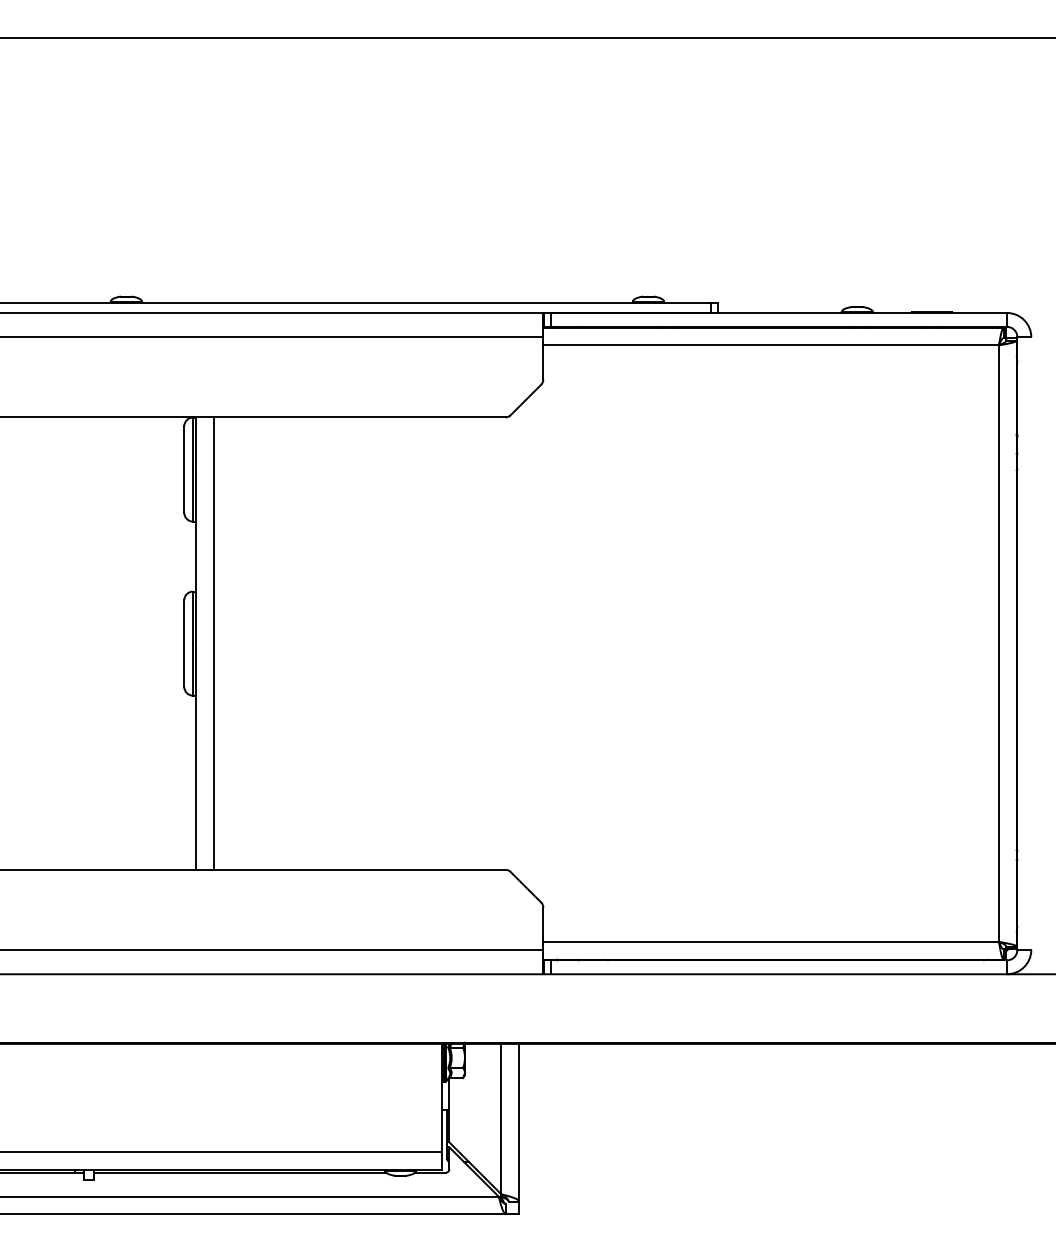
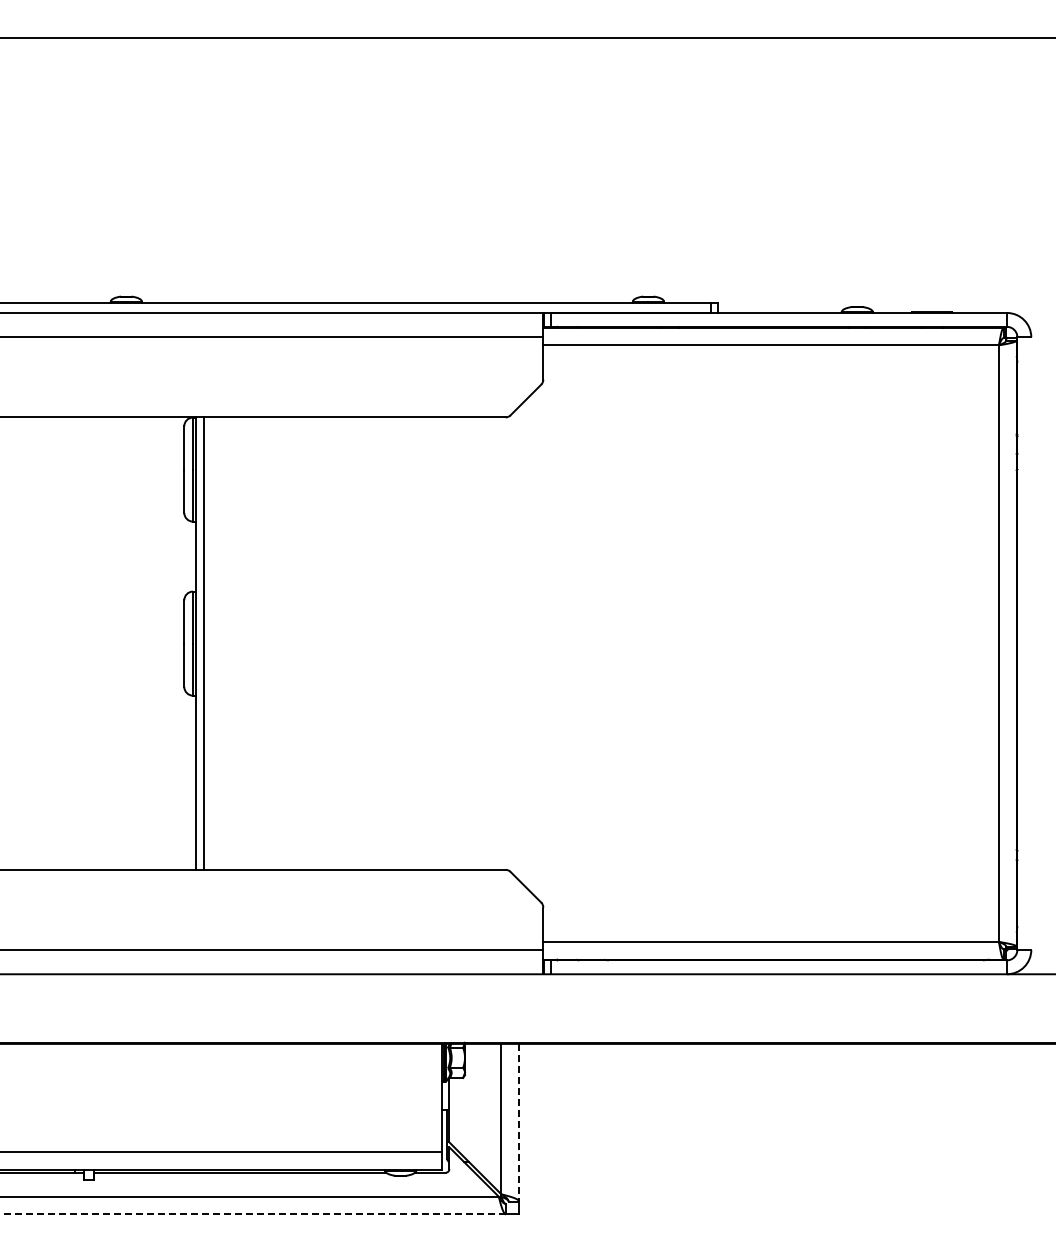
line position: (213, 643) -> (203, 643) (203, 643)
line: solid -> dashed (518, 1122)
line: solid -> dashed (253, 1214)
